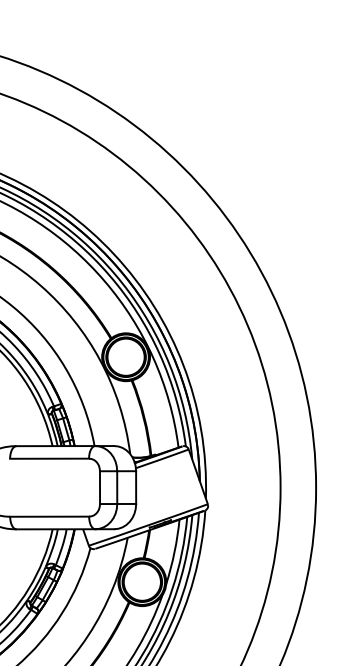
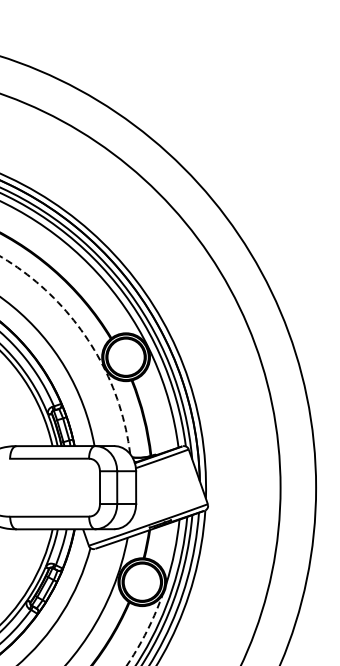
arc: solid -> dashed (89, 342)
arc: solid -> dashed (146, 632)
